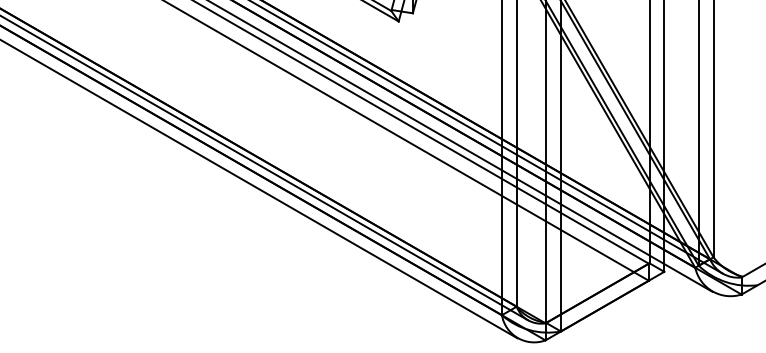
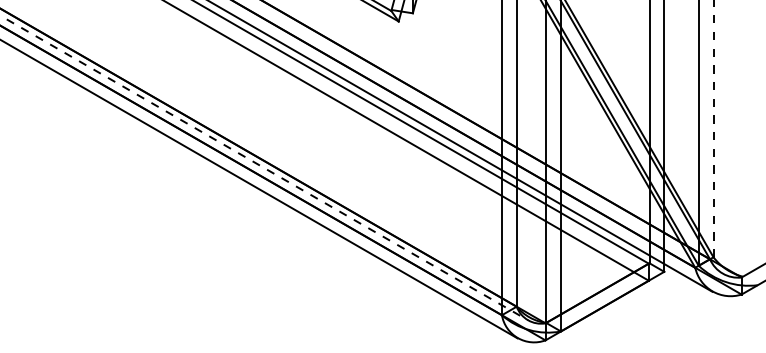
line: solid -> dashed (713, 129)
line: present -> none (487, 137)
line: solid -> dashed (264, 167)
